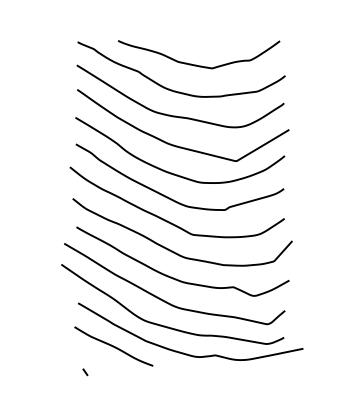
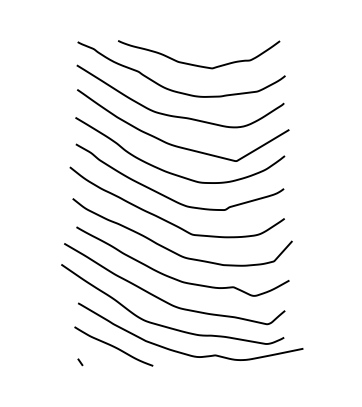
line position: (85, 372) -> (80, 362) (80, 362)
